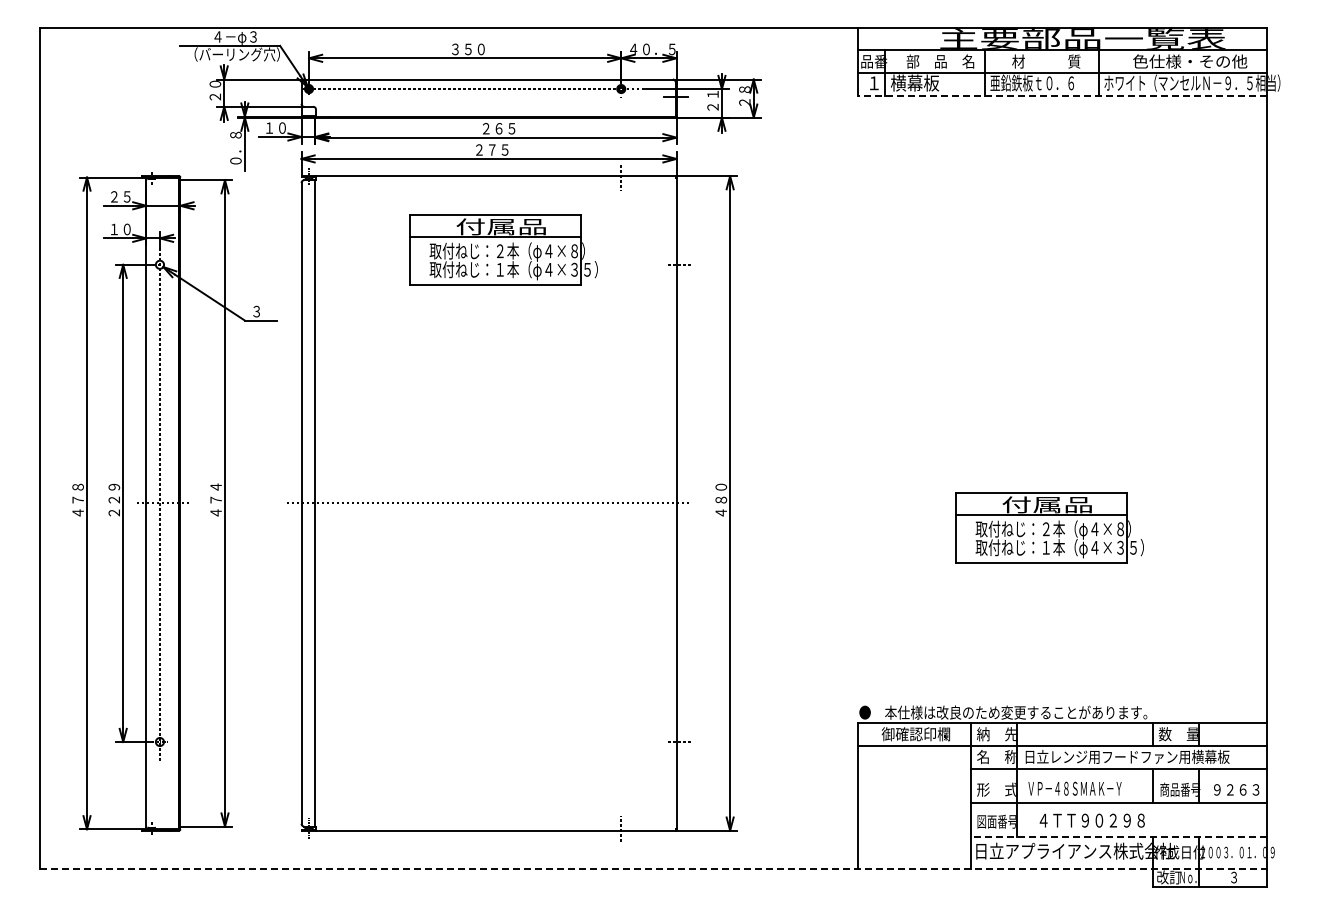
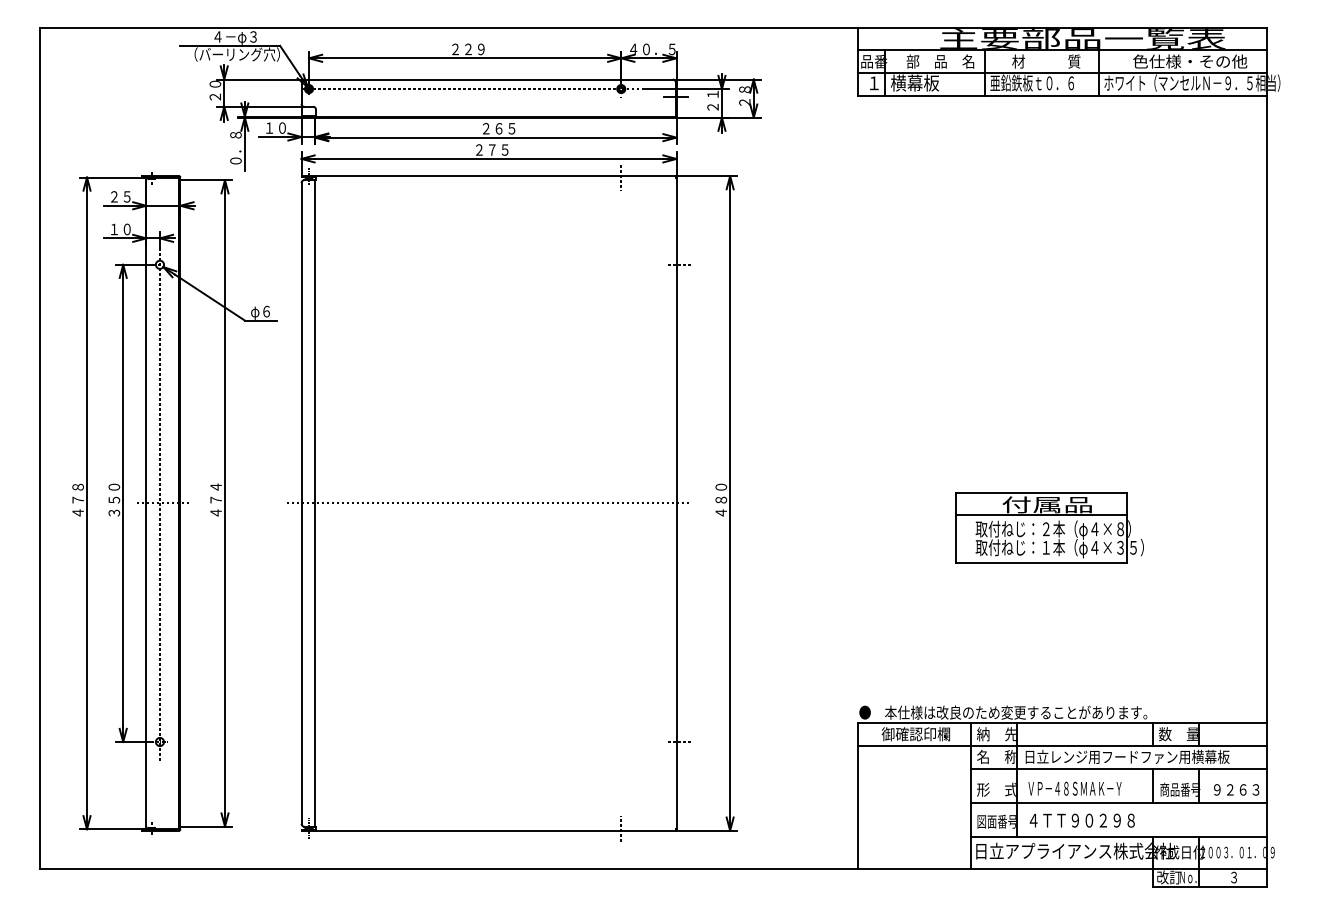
text: ３５０ -> ２２９ (468, 49)
line: dashed -> solid (1062, 95)
part: present -> none (503, 249)
text: ３ -> φ６ (260, 312)
text: ２２９ -> ３５０ (114, 499)
text position: (1091, 820) -> (1081, 820) (1081, 820)
line: dashed -> solid (1119, 836)
line: dashed -> solid (653, 868)
